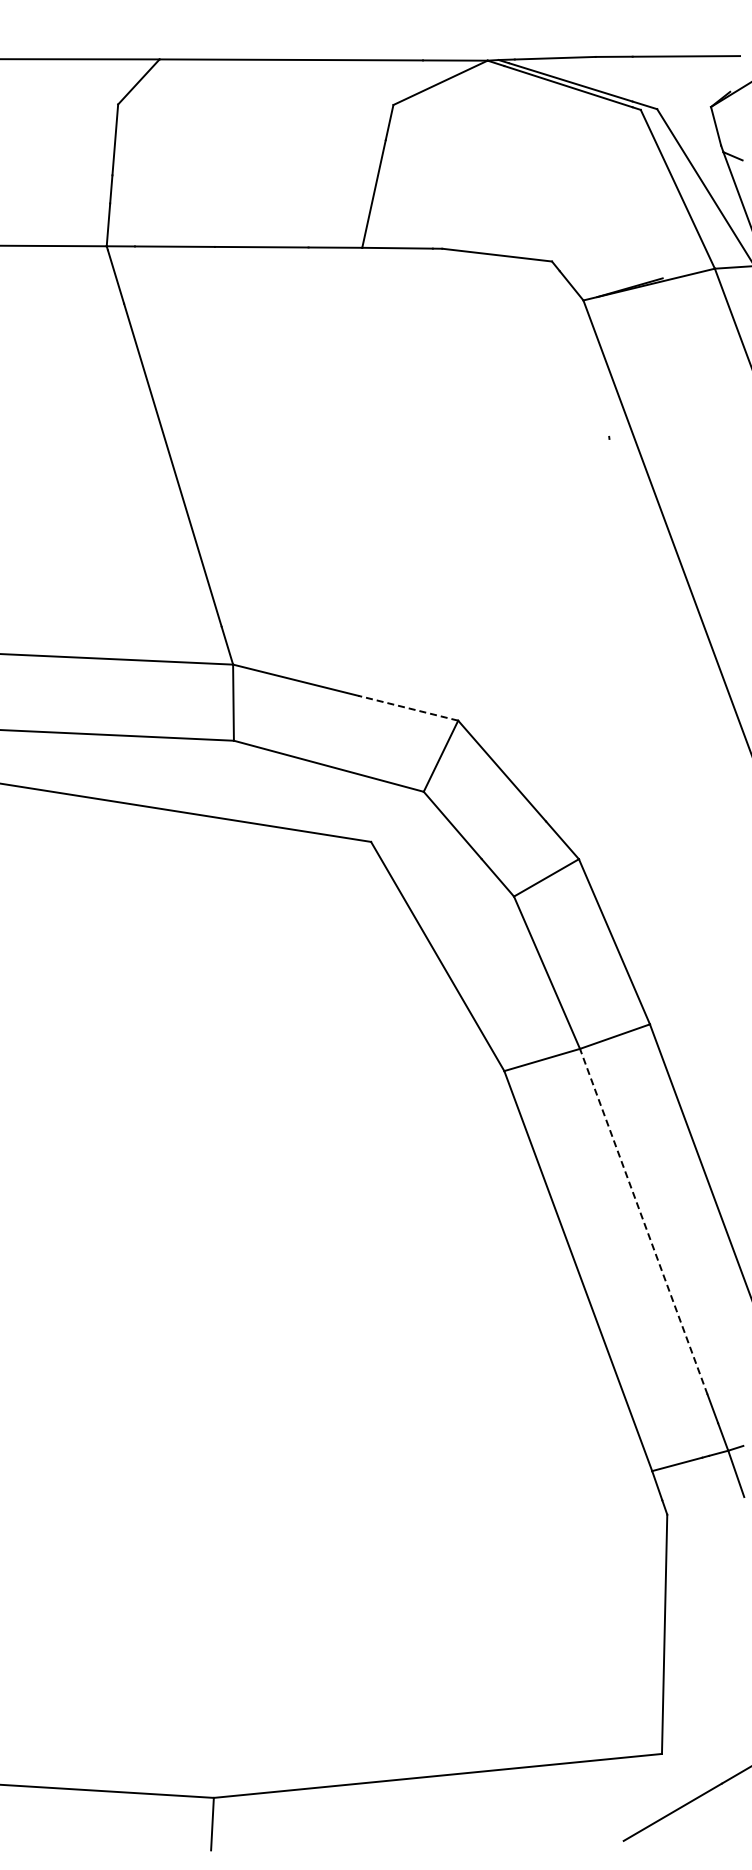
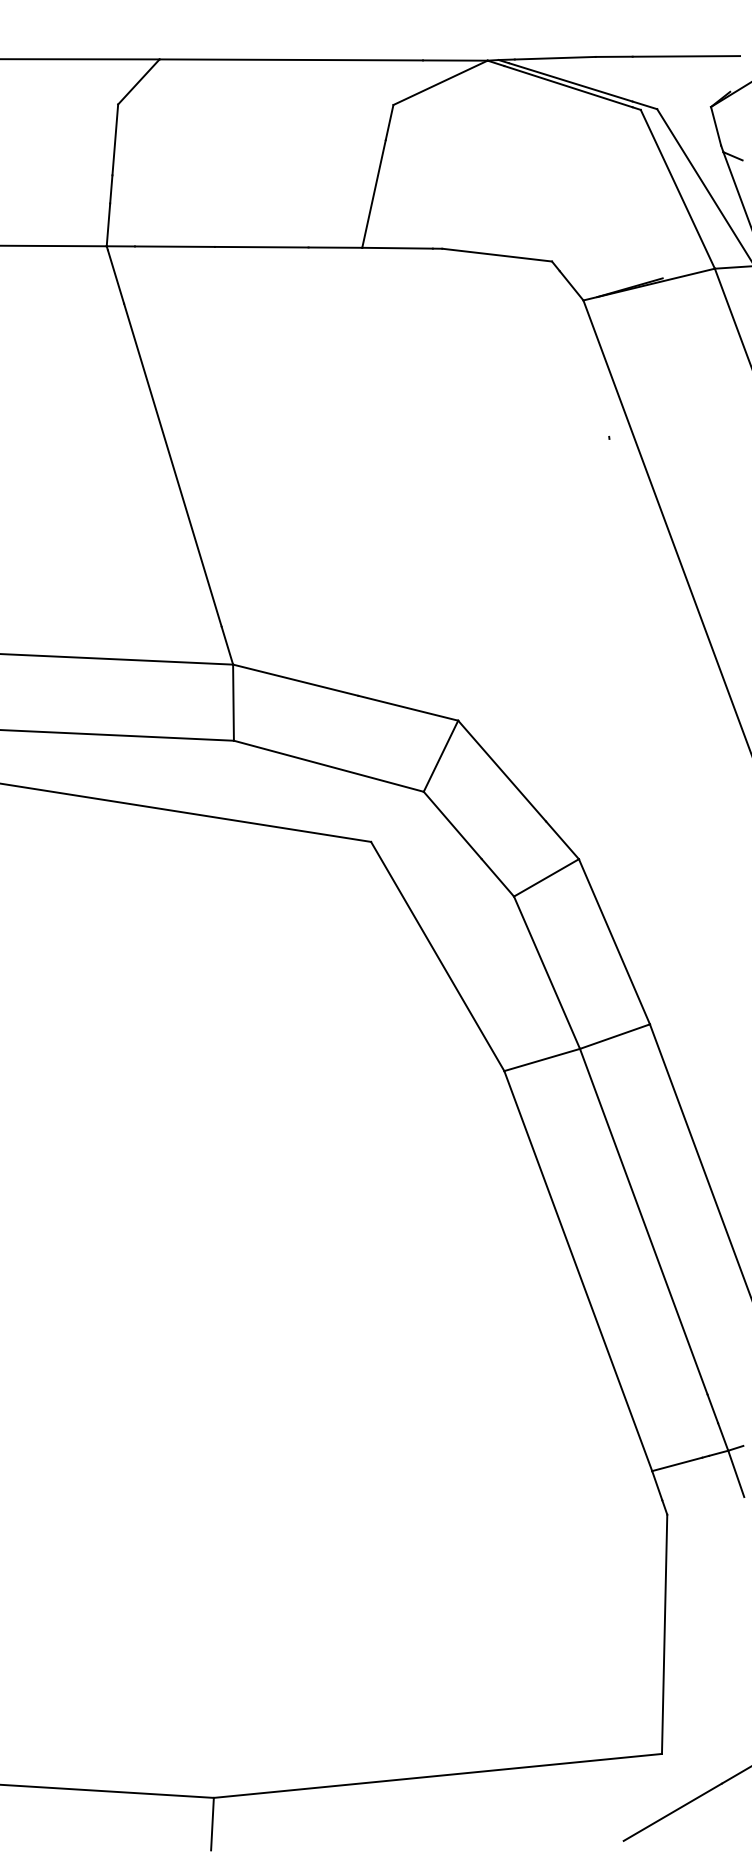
line: dashed -> solid (407, 708)
line: dashed -> solid (643, 1221)
